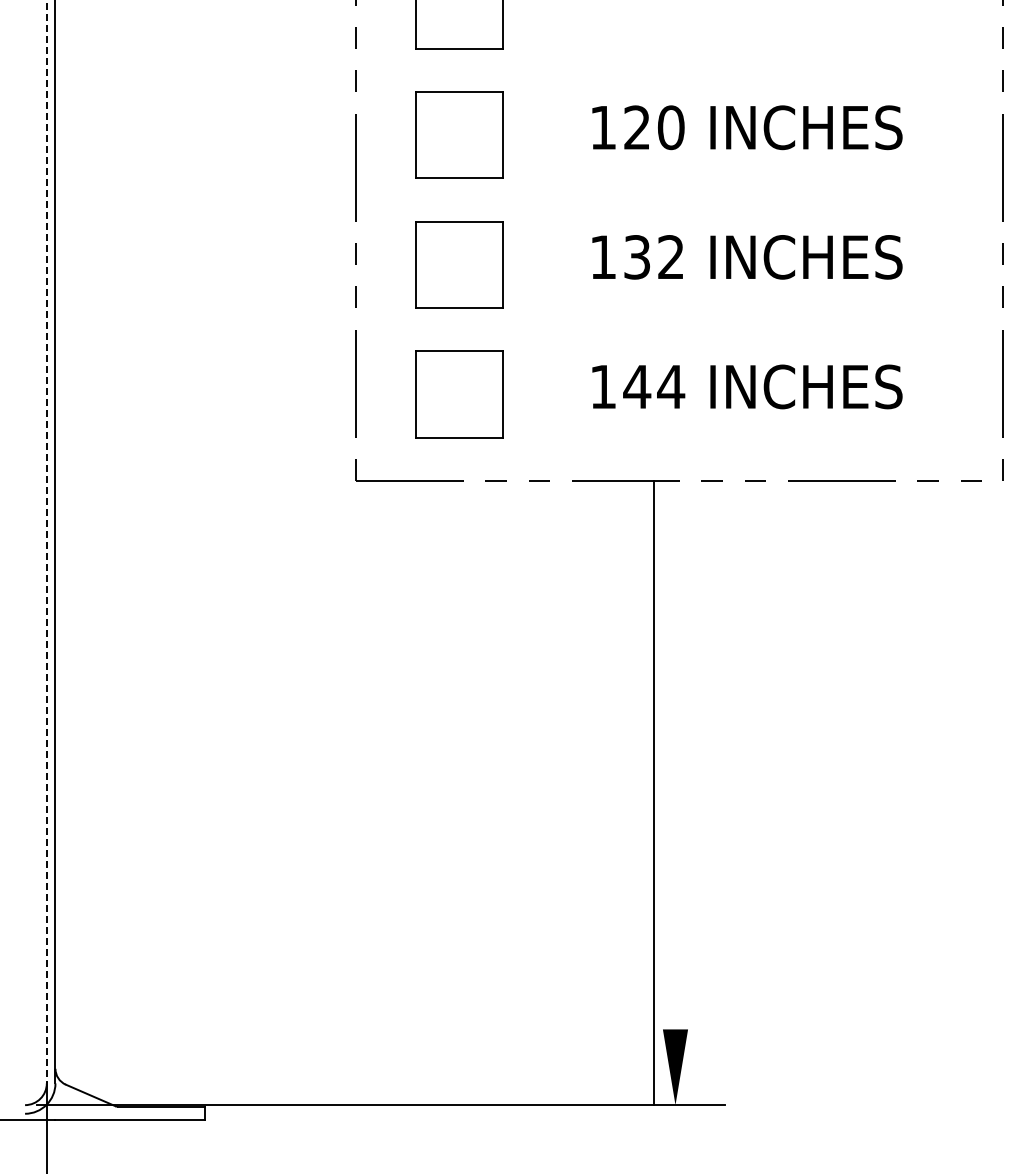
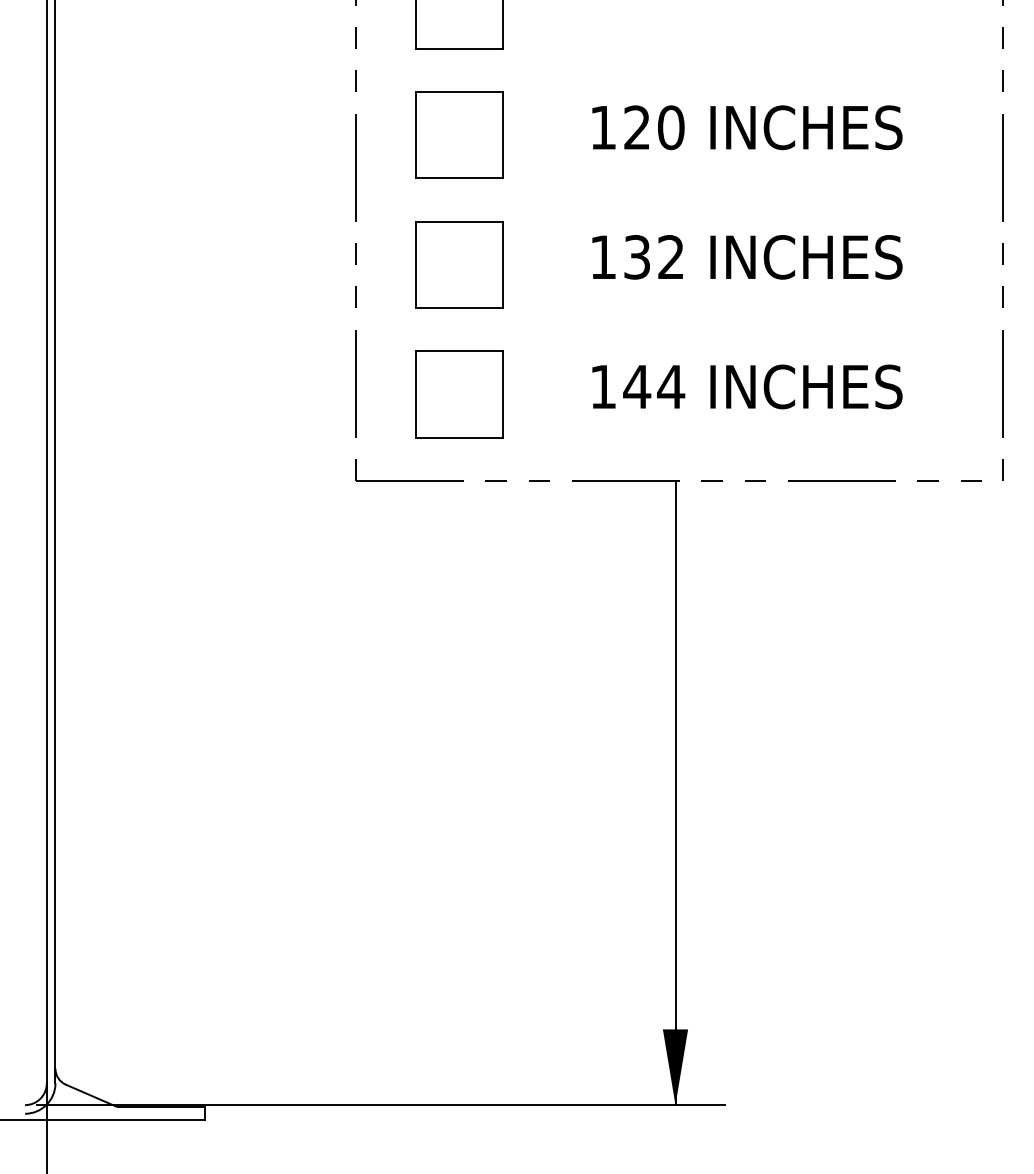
line: dashed -> solid (46, 542)
line position: (653, 792) -> (675, 792) (675, 792)
